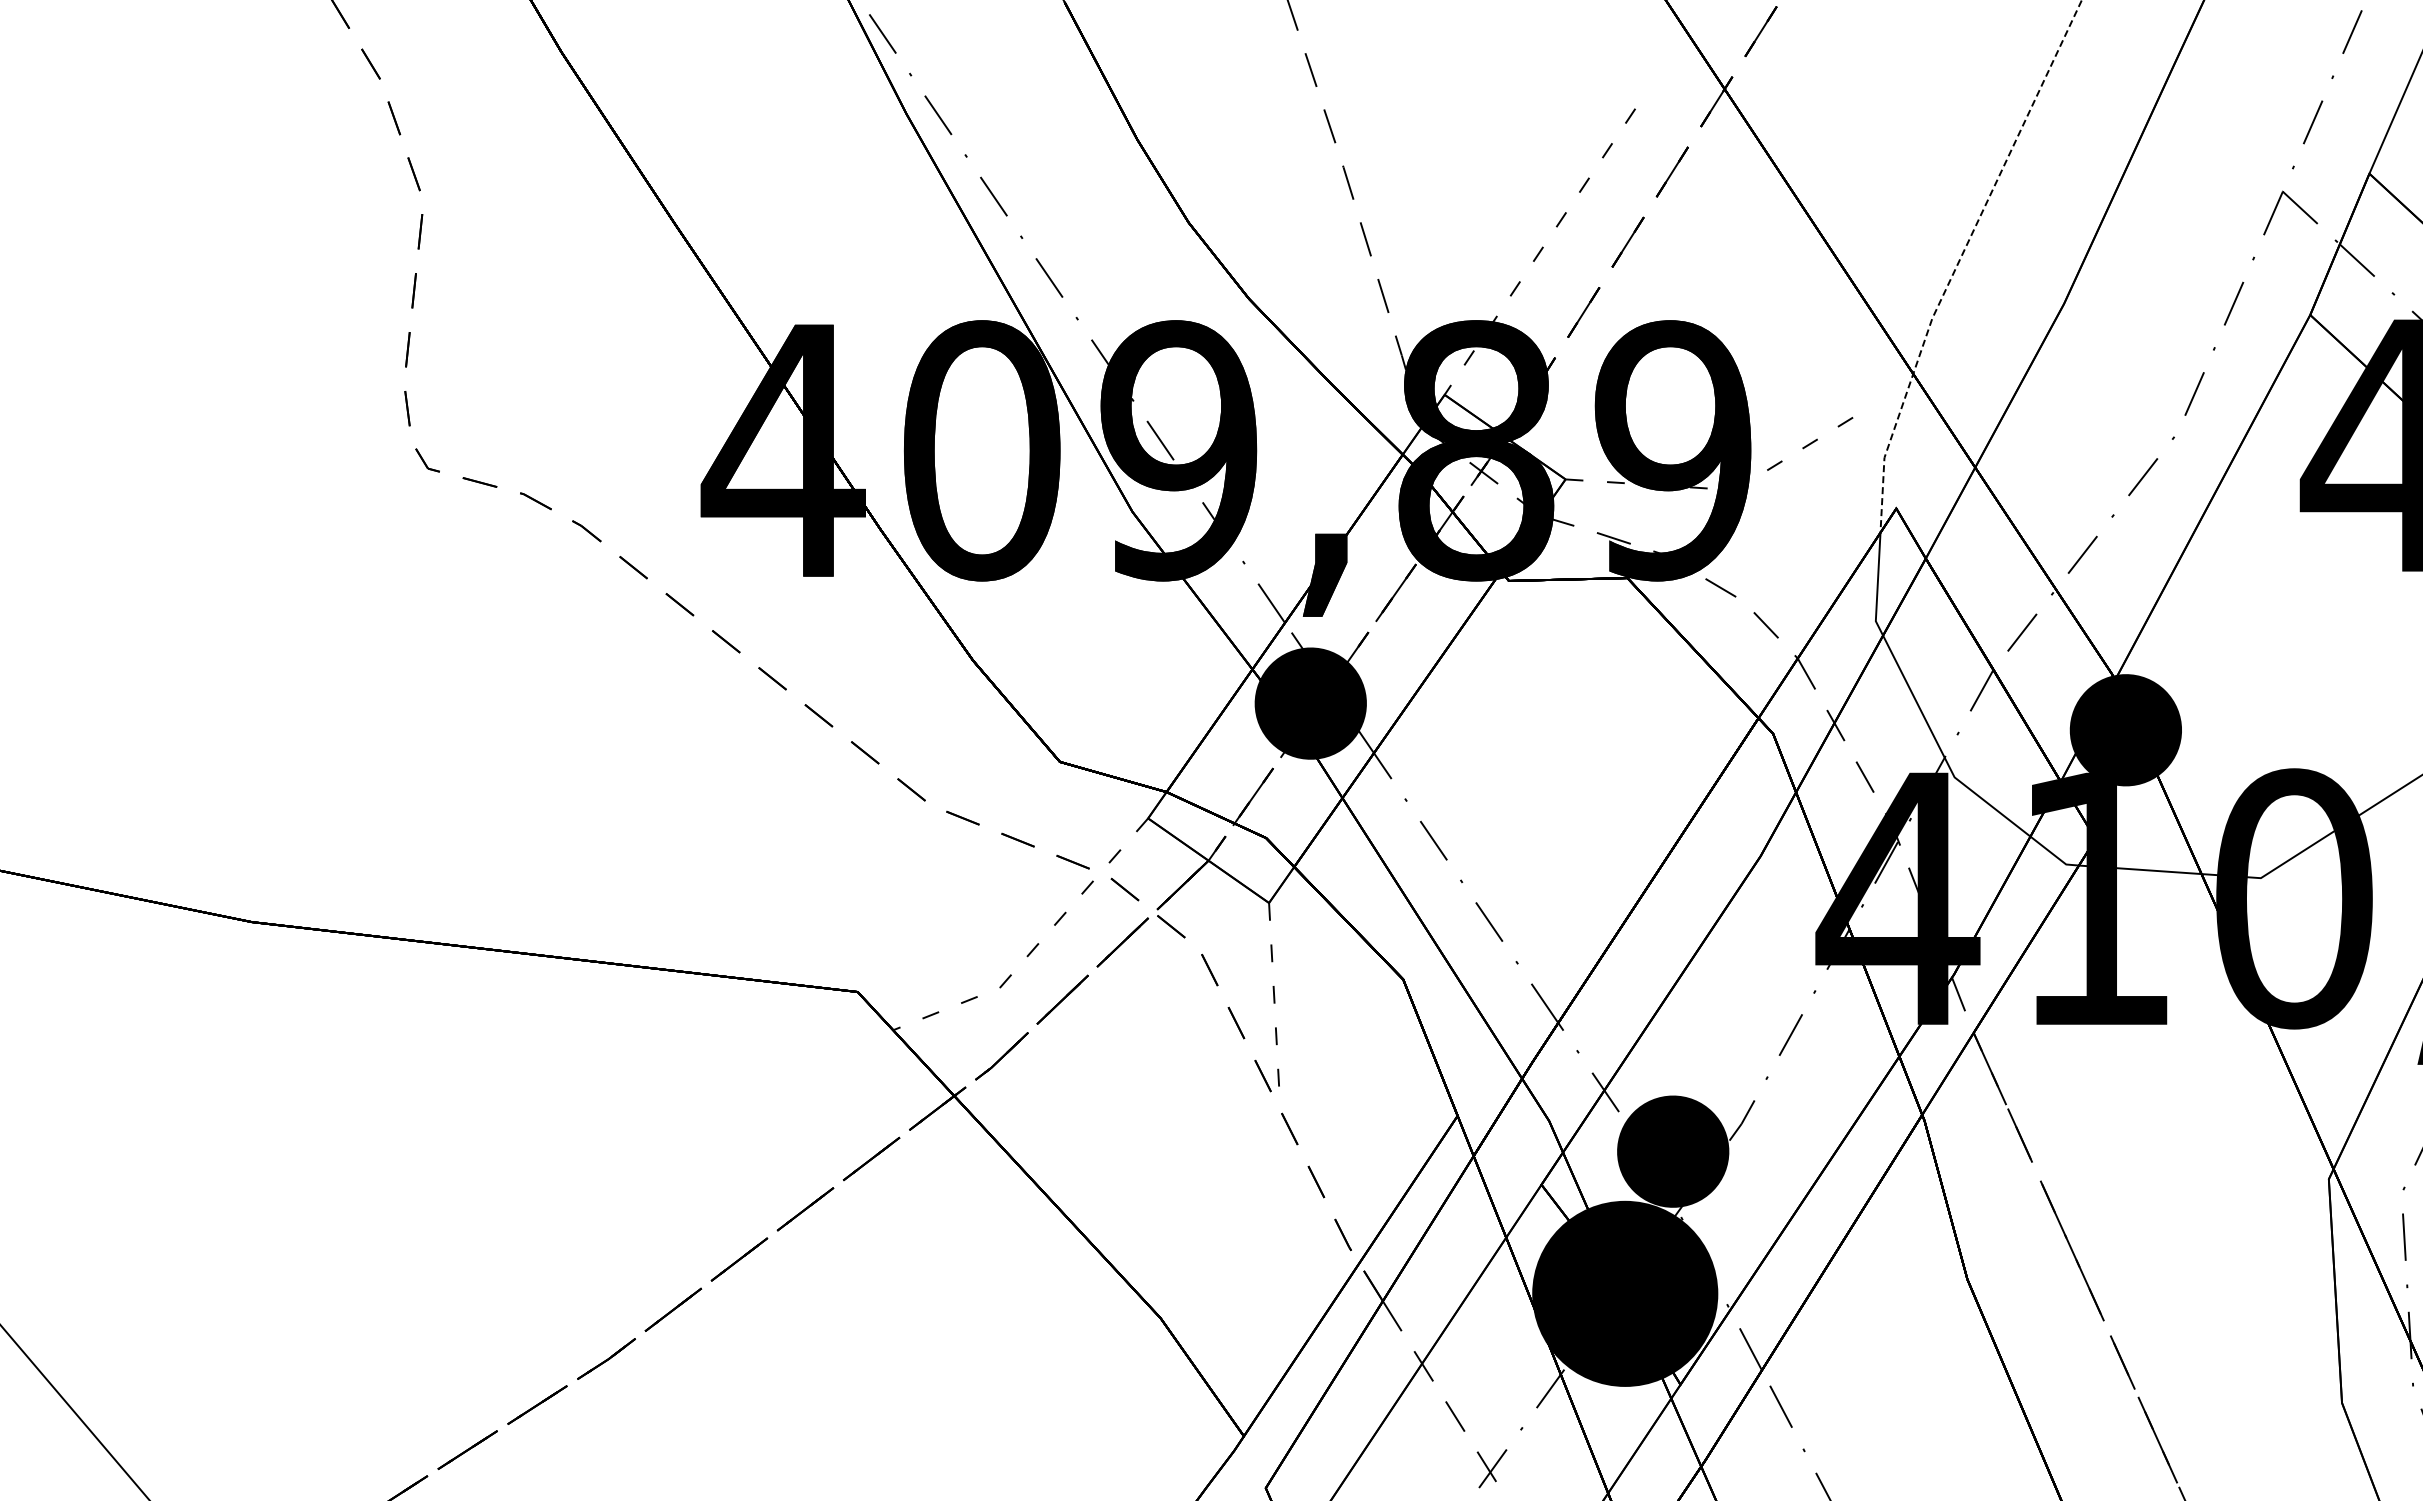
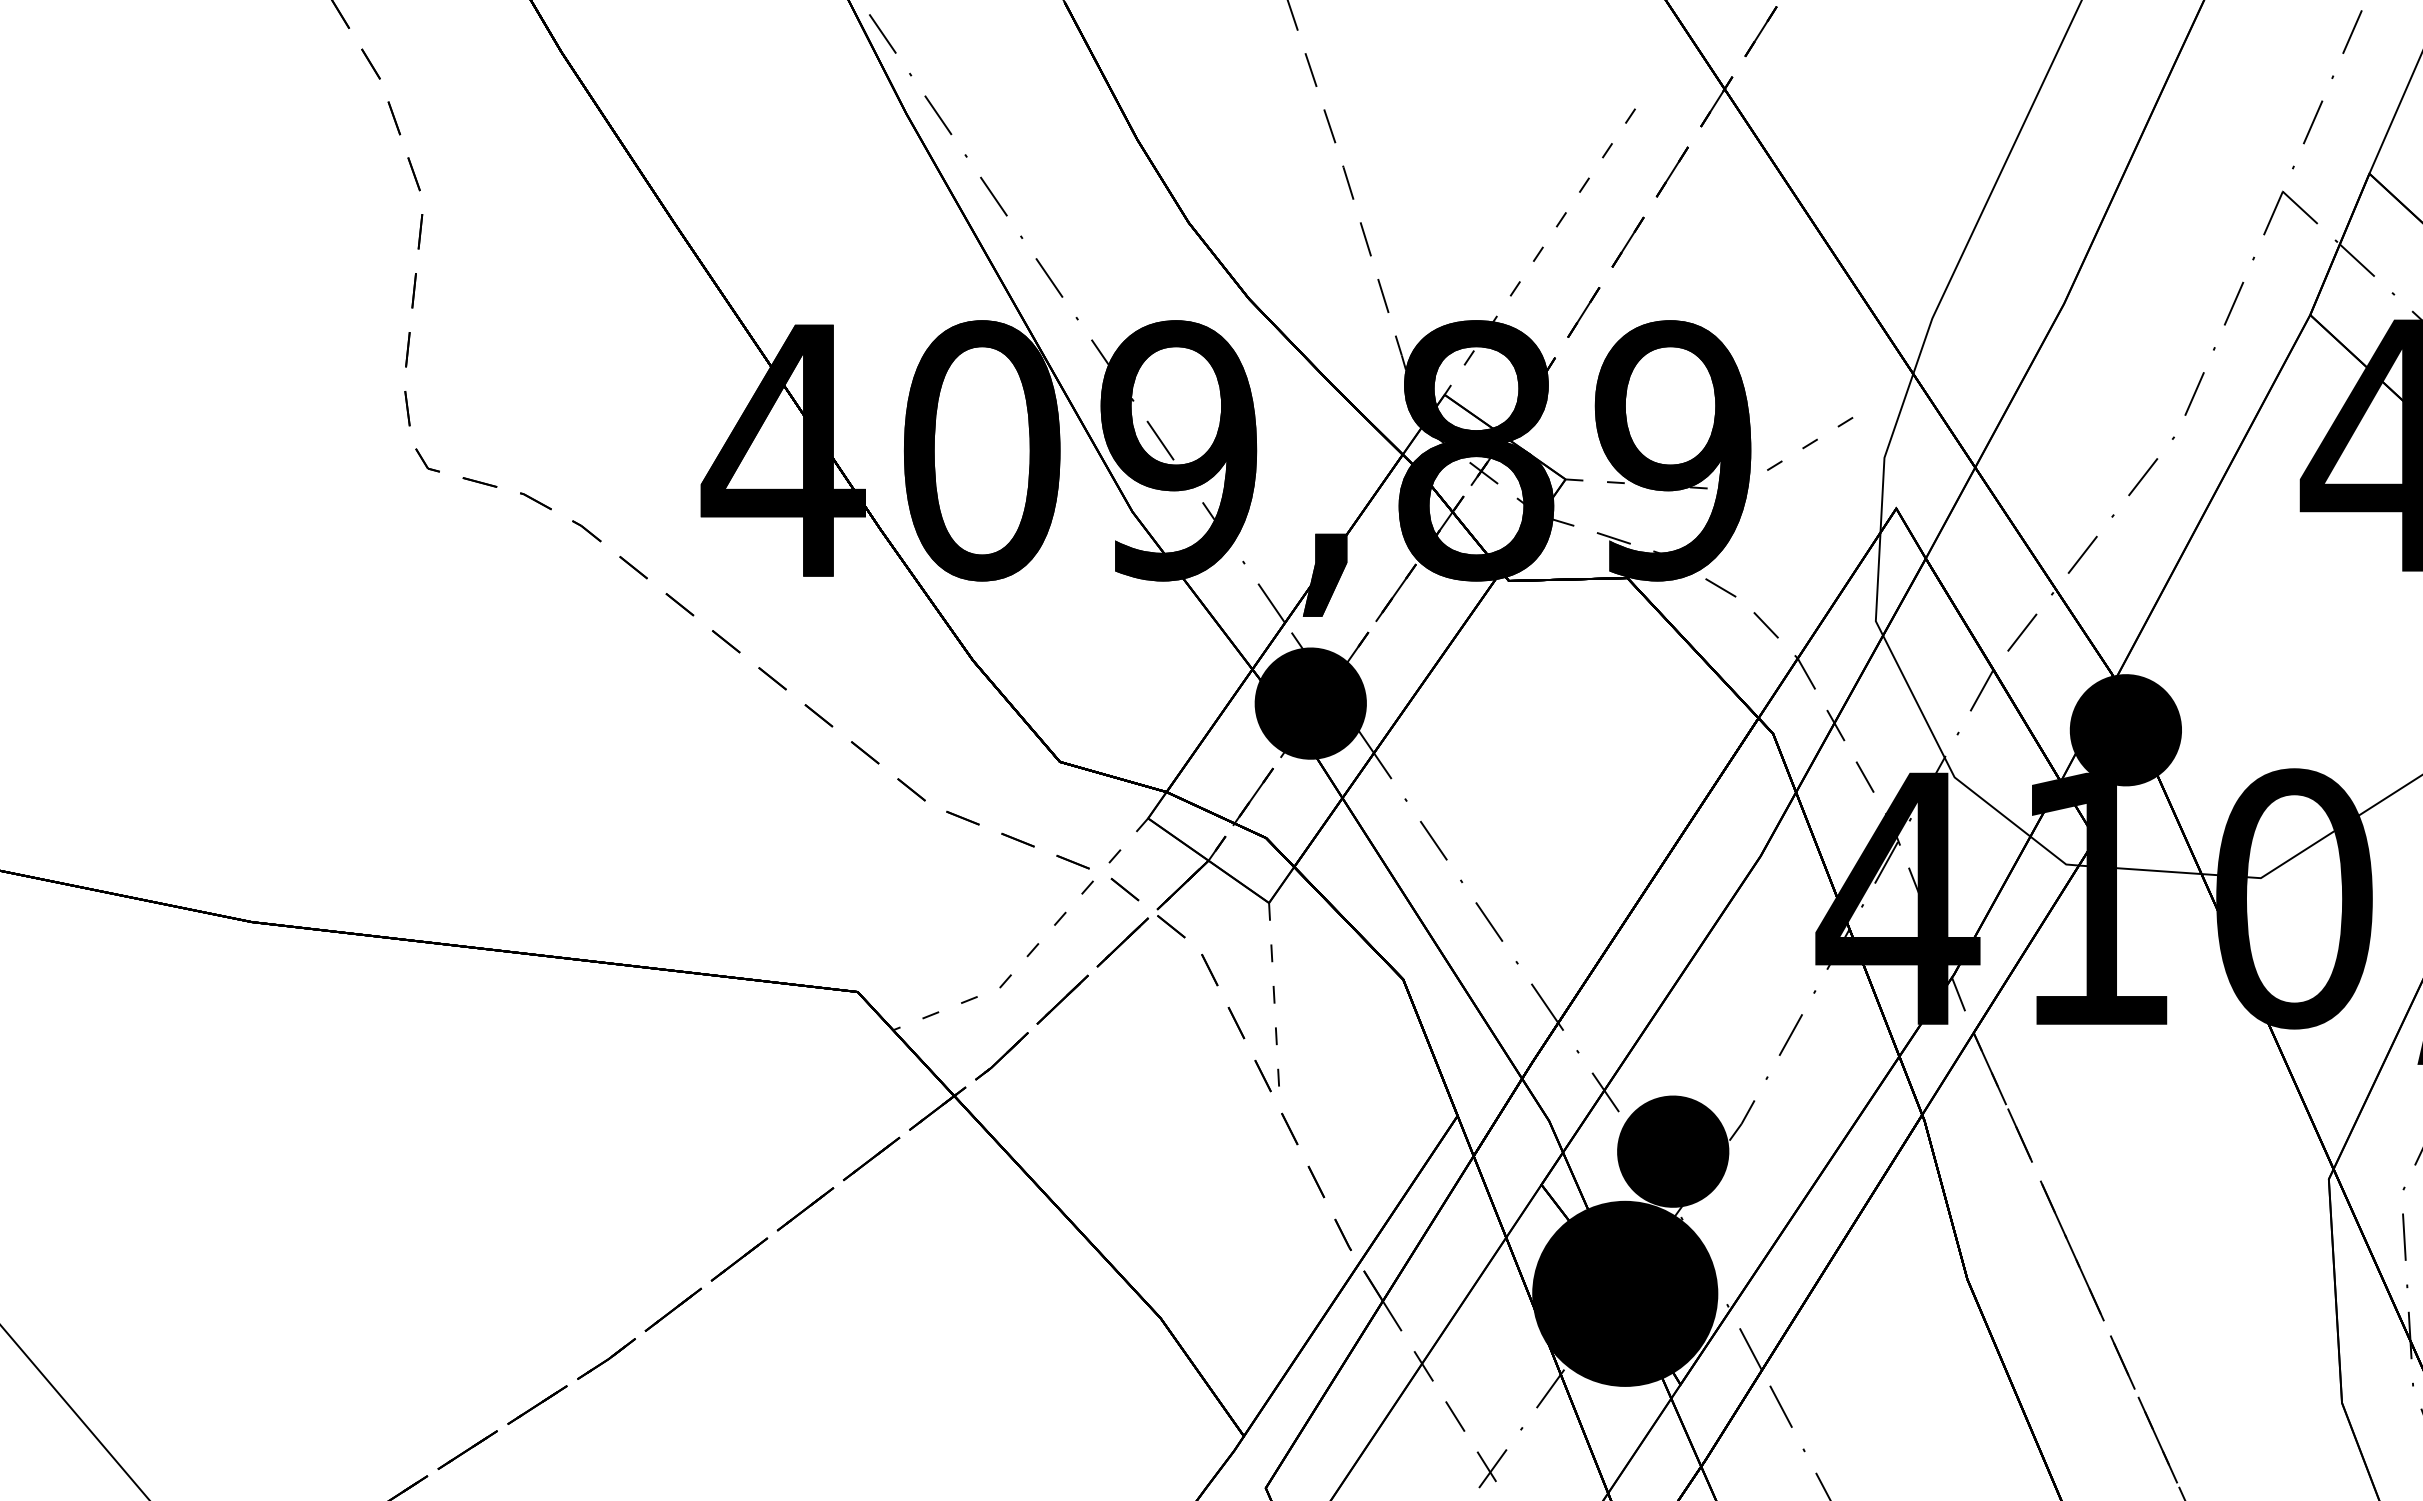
line: dashed -> solid (1959, 261)
